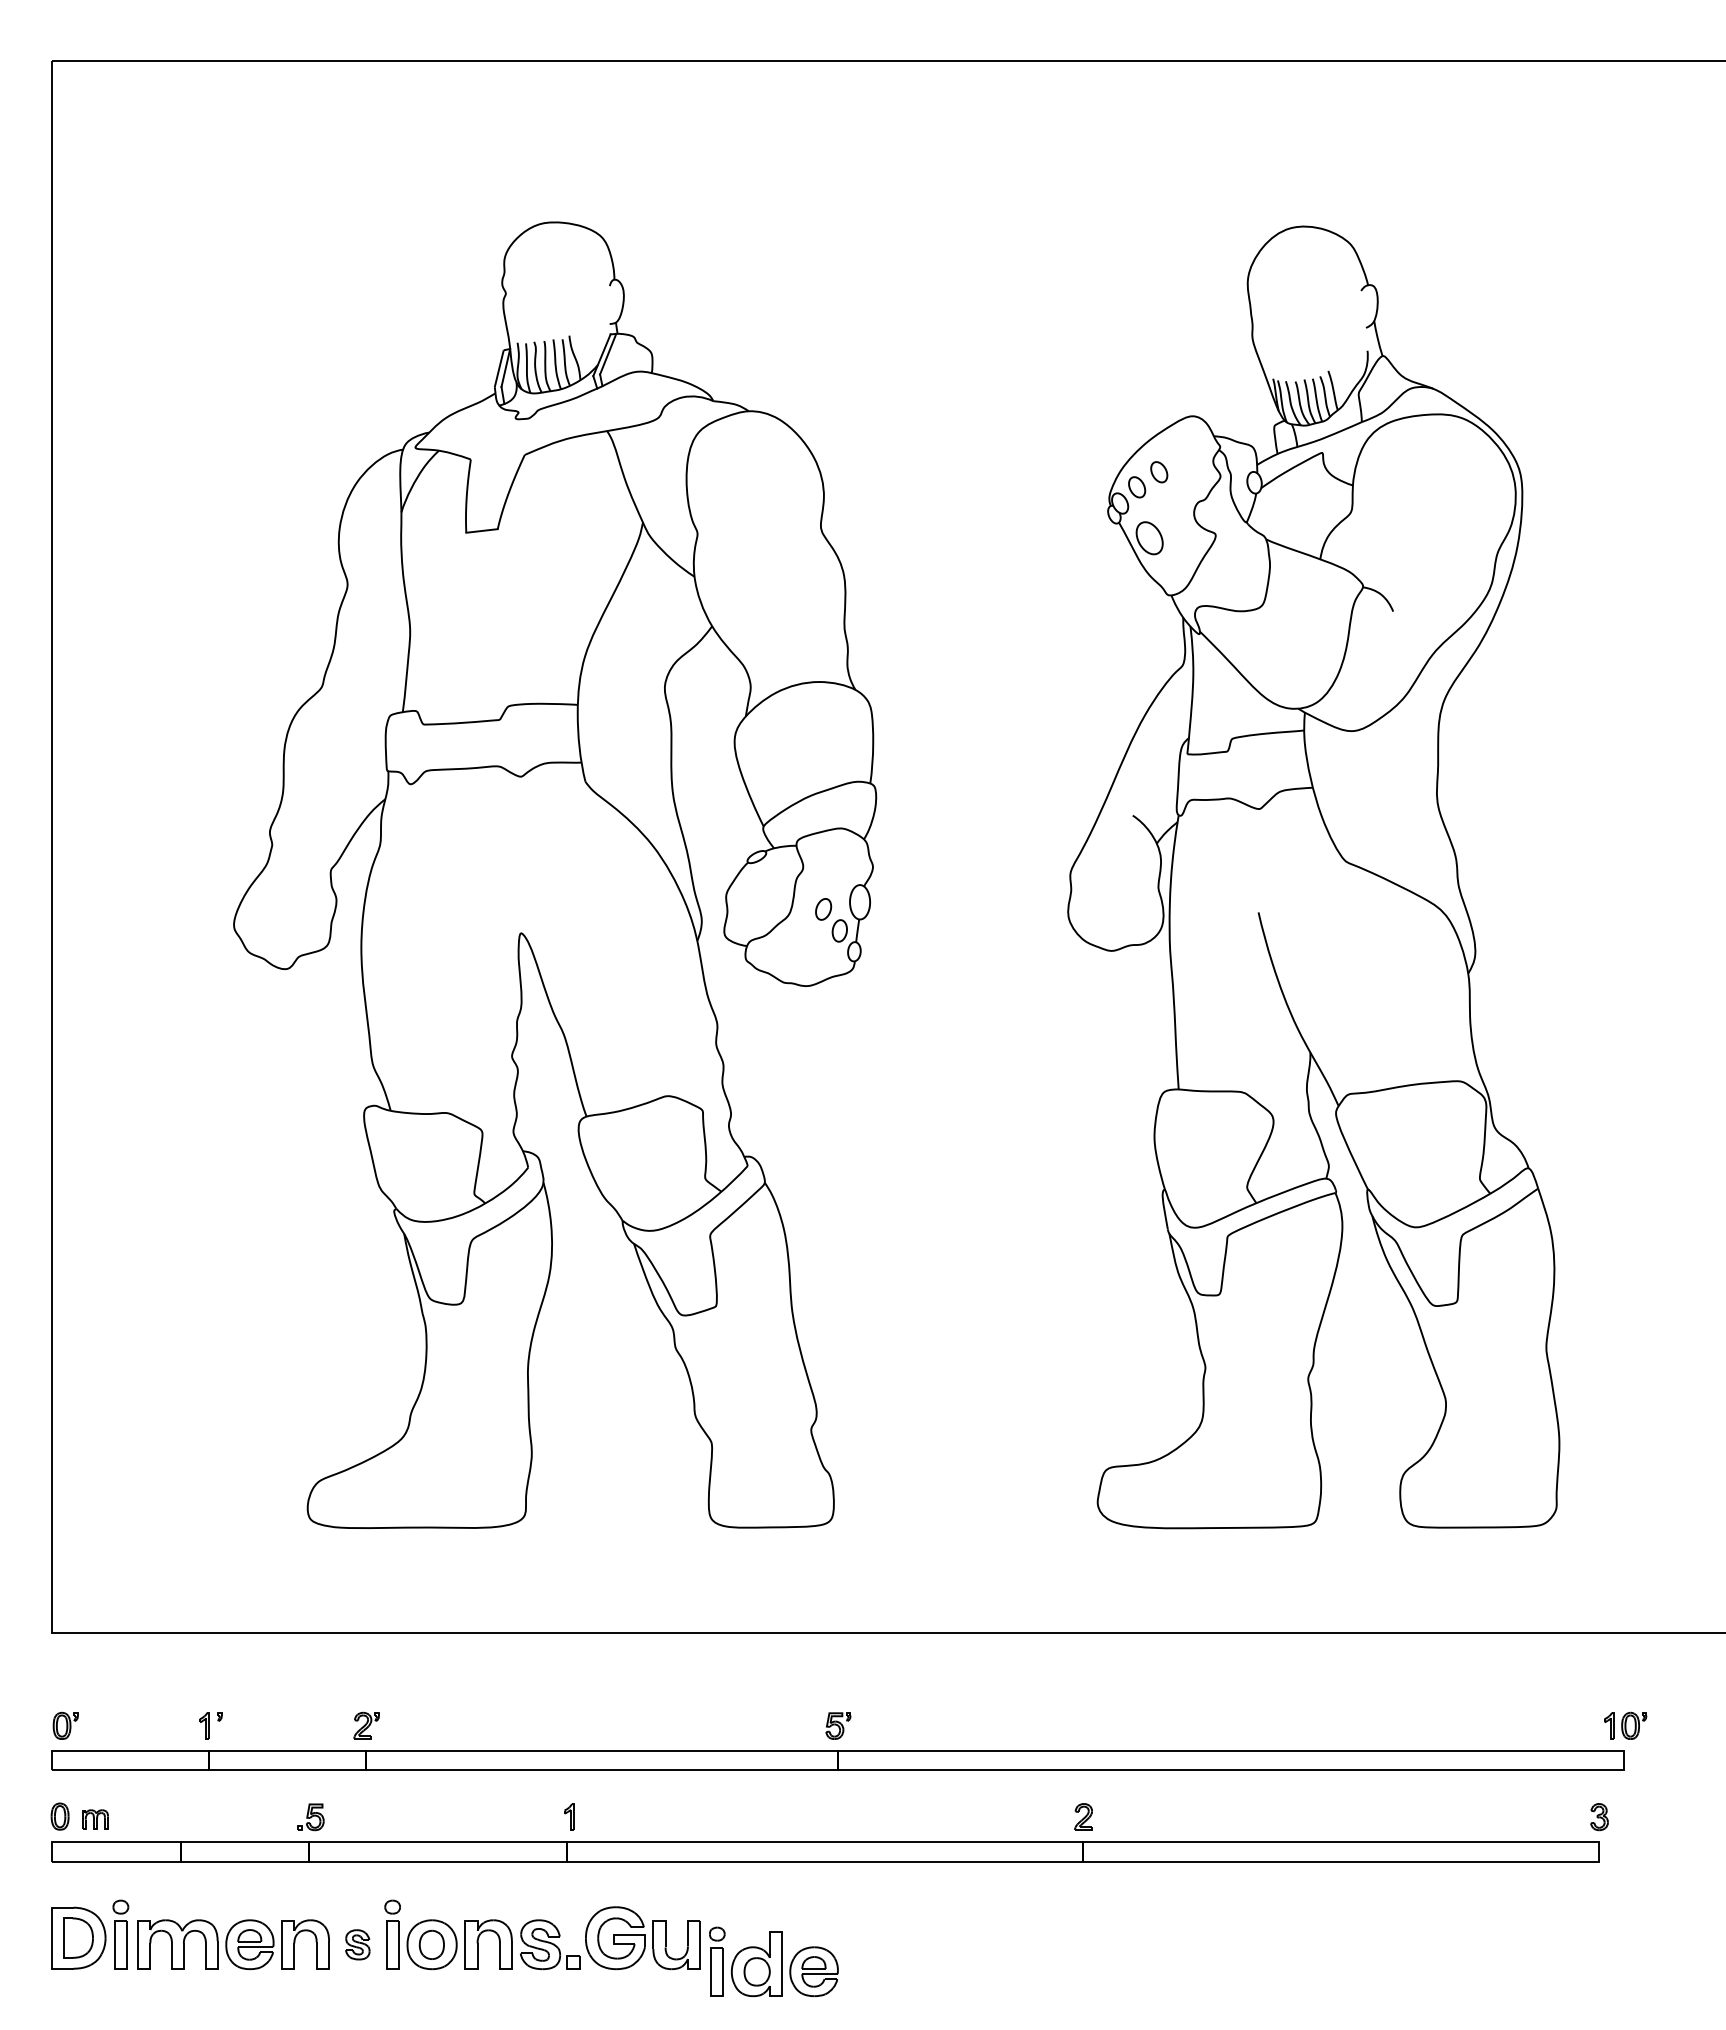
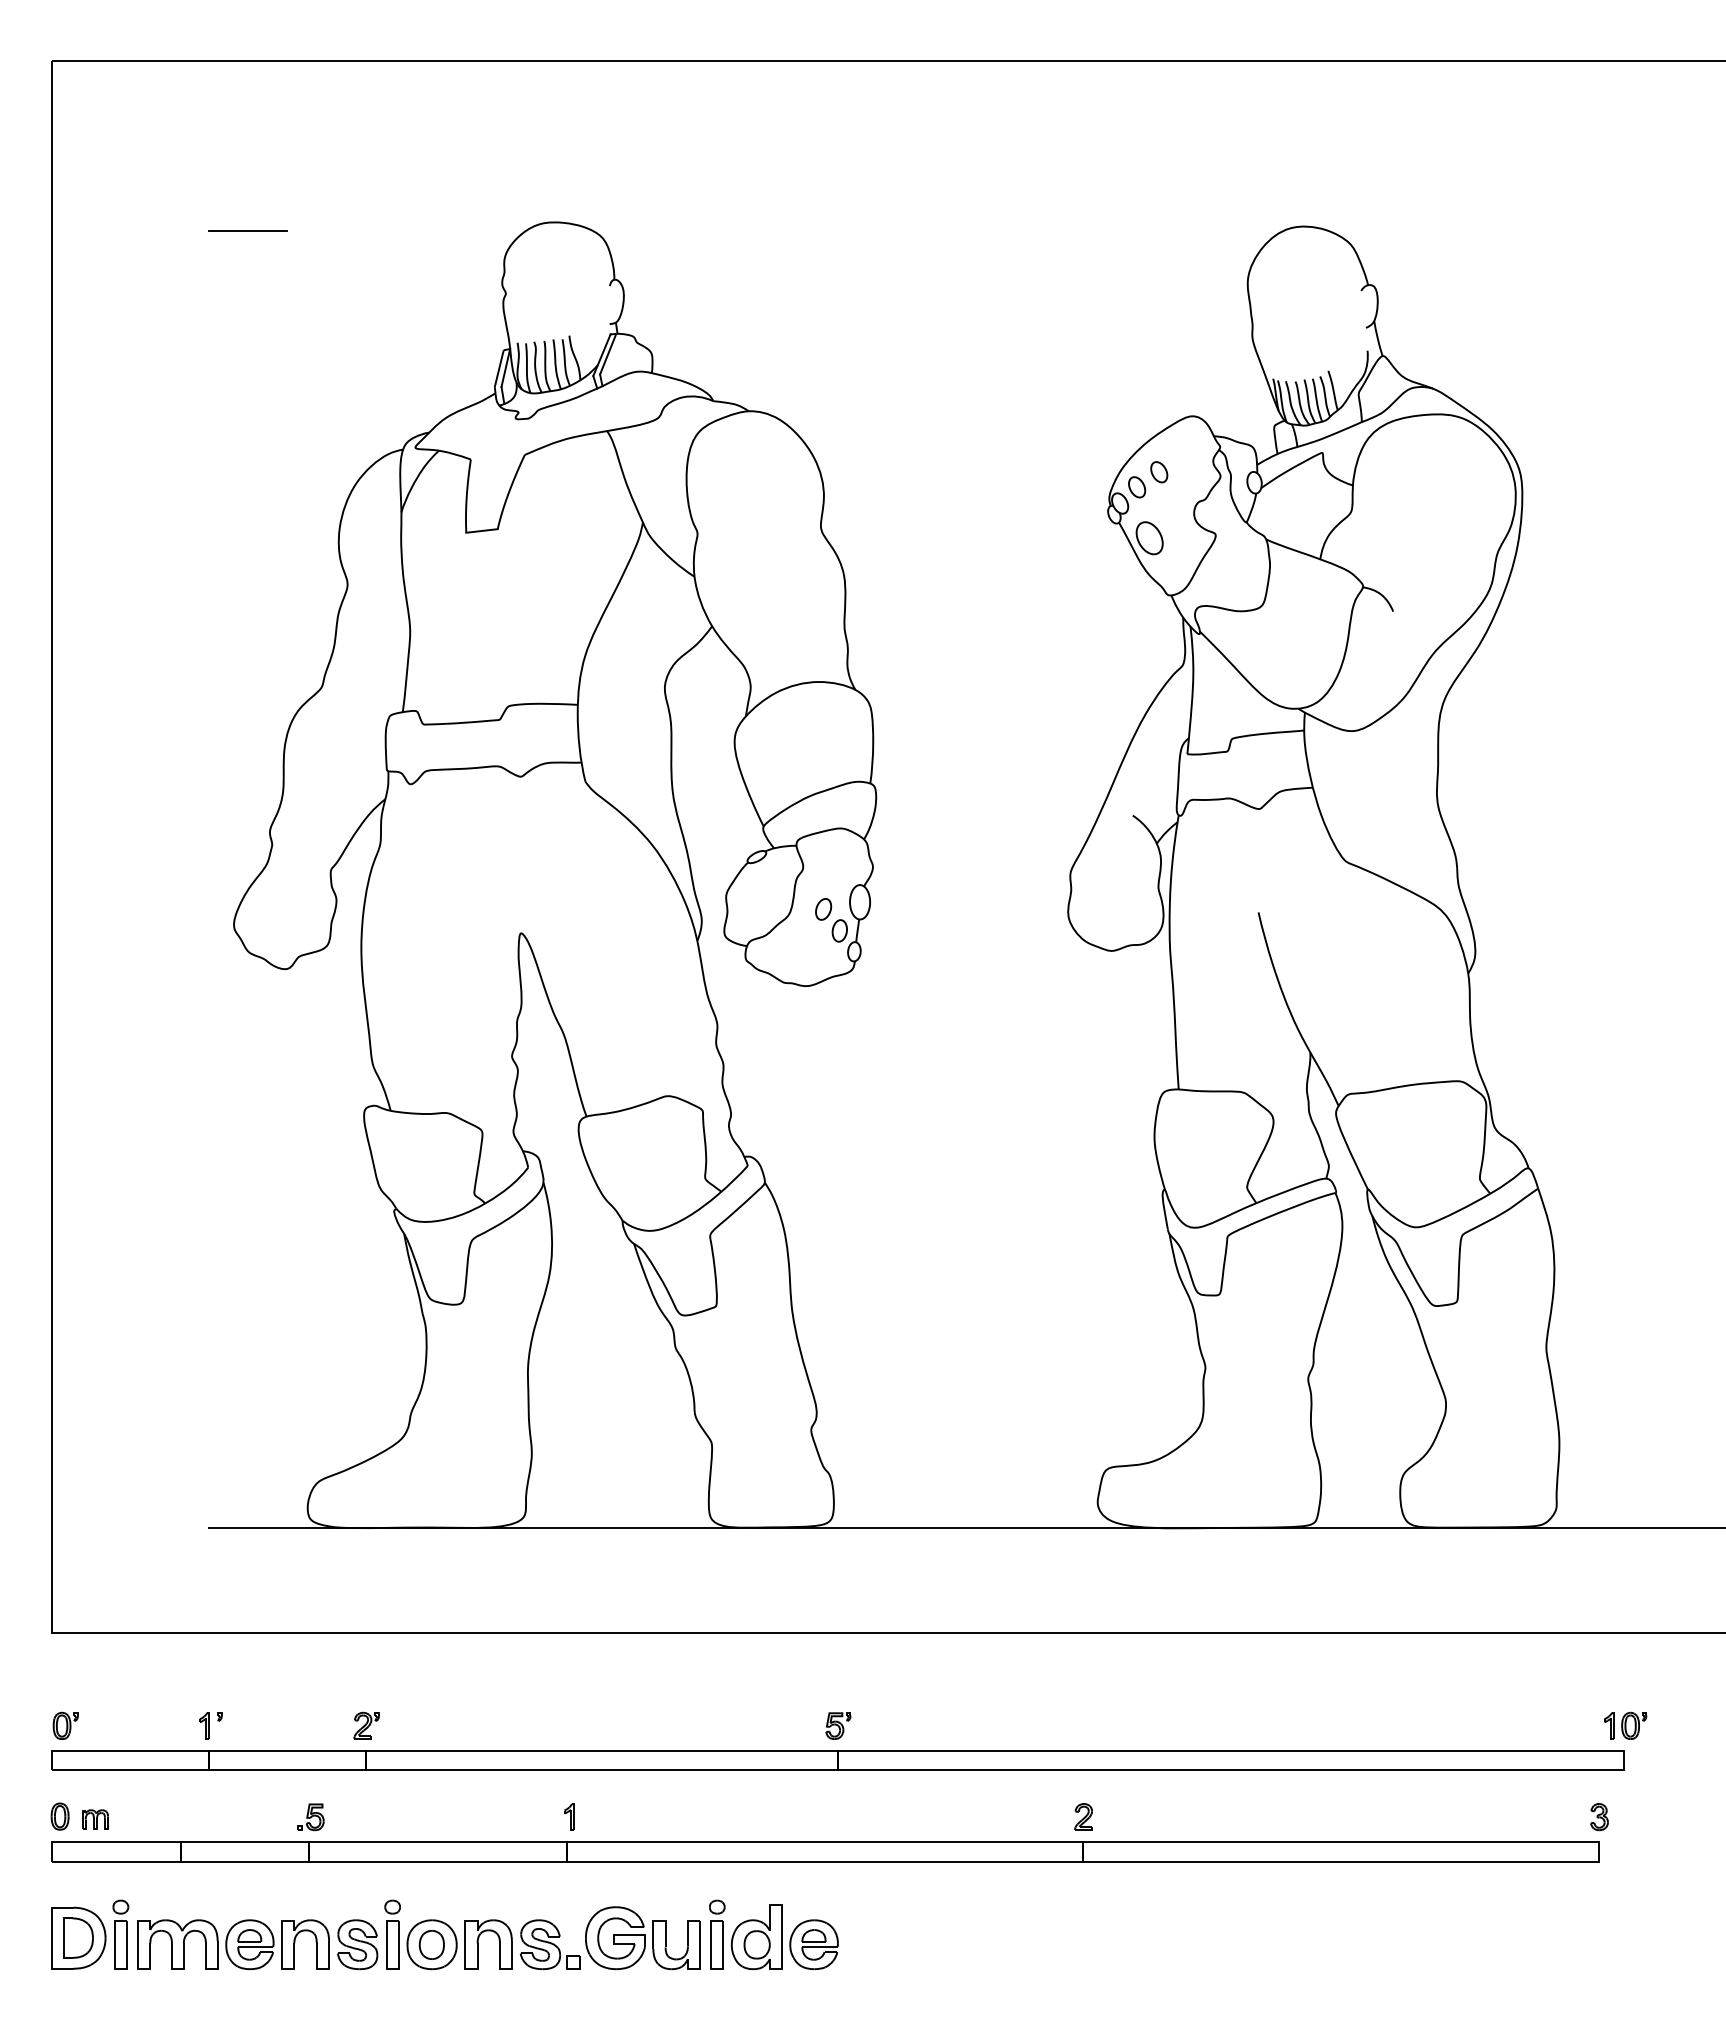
line: none -> present (247, 231)
line: none -> present (965, 1527)
part size: 26x32 px -> 42x52 px (357, 1944)
part position: (773, 1961) -> (773, 1934) (773, 1934)
